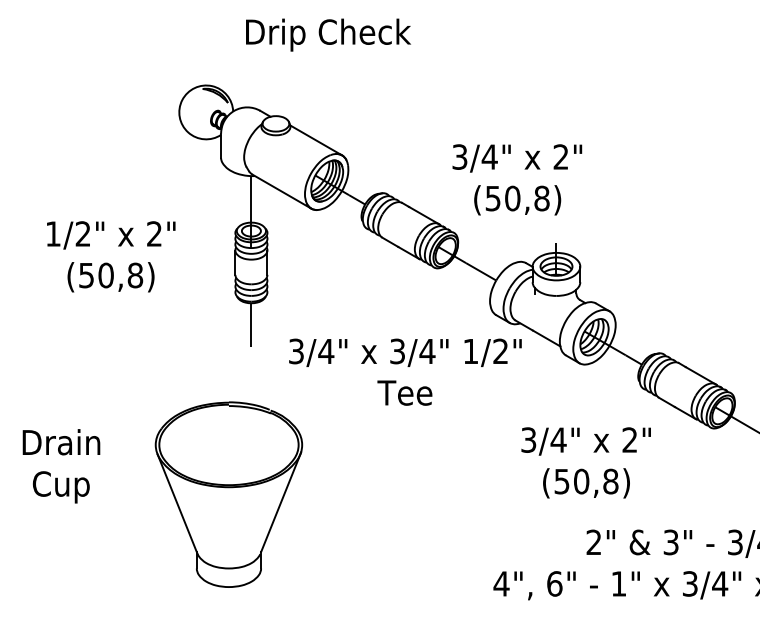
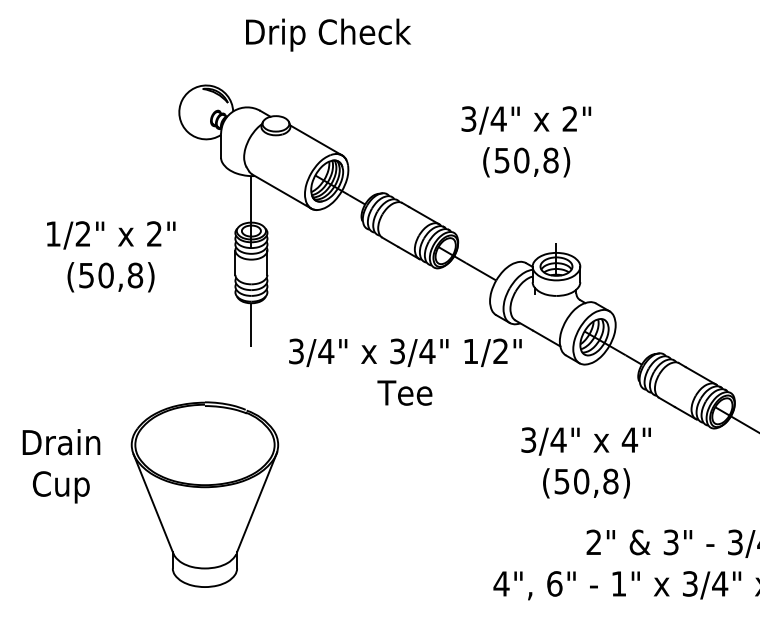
text position: (517, 179) -> (526, 141) (526, 141)
text: 2" -> 4" (629, 439)
part position: (228, 494) -> (204, 494) (204, 494)
